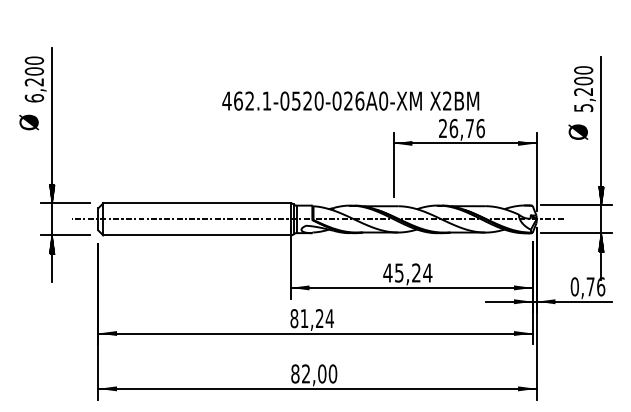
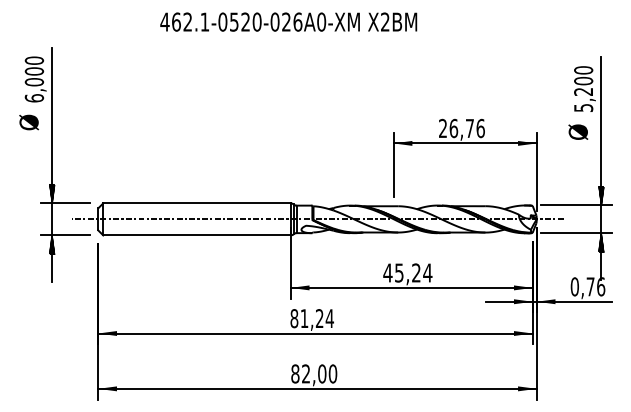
text: 6,200 -> 6,000 (34, 82)
text position: (350, 100) -> (288, 21) (288, 21)
